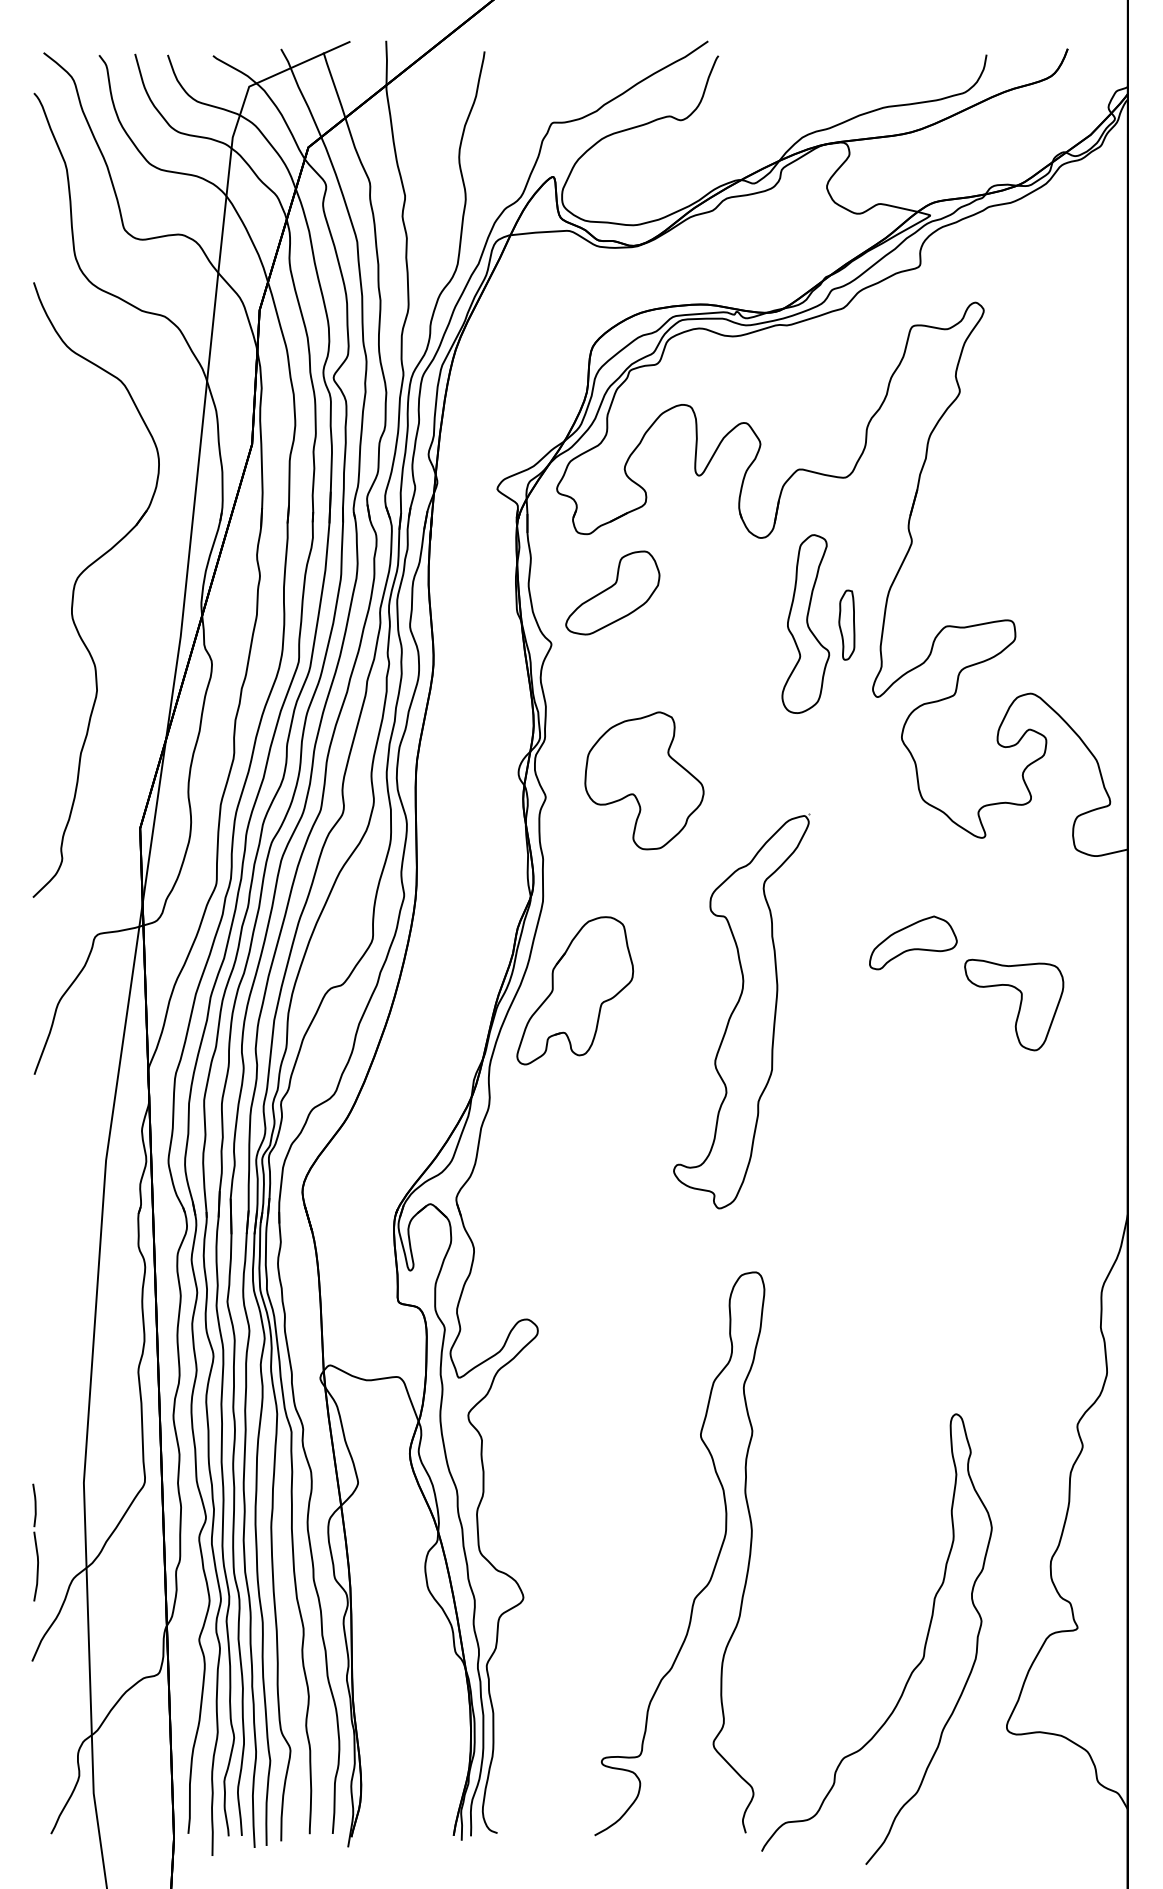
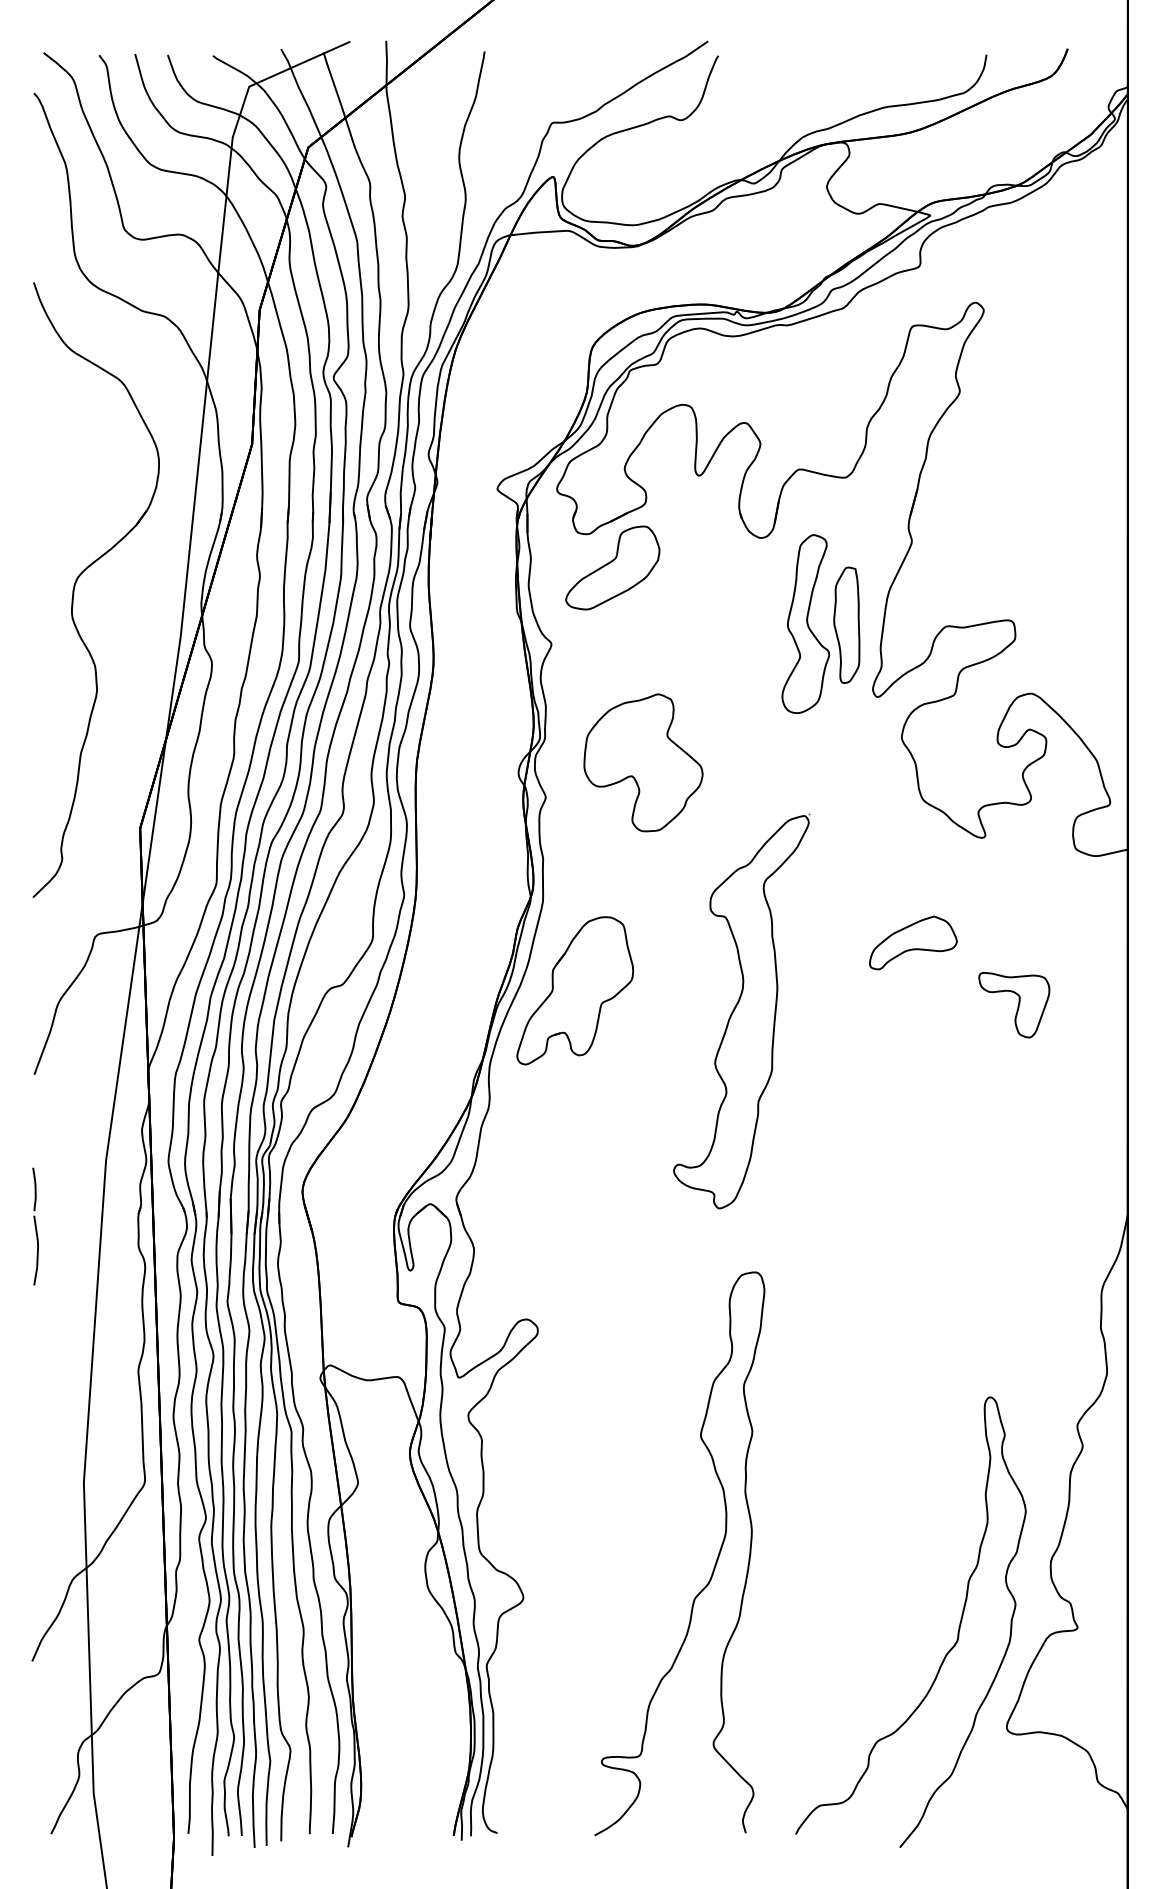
part position: (612, 592) -> (612, 567) (612, 567)
part size: 18x72 px -> 28x118 px (846, 624)
part position: (644, 780) -> (643, 762) (643, 762)
part size: 101x94 px -> 73x67 px (1014, 1005)
part position: (35, 1542) -> (35, 1226) (35, 1226)
curve position: (914, 1667) -> (948, 1650) (948, 1650)
